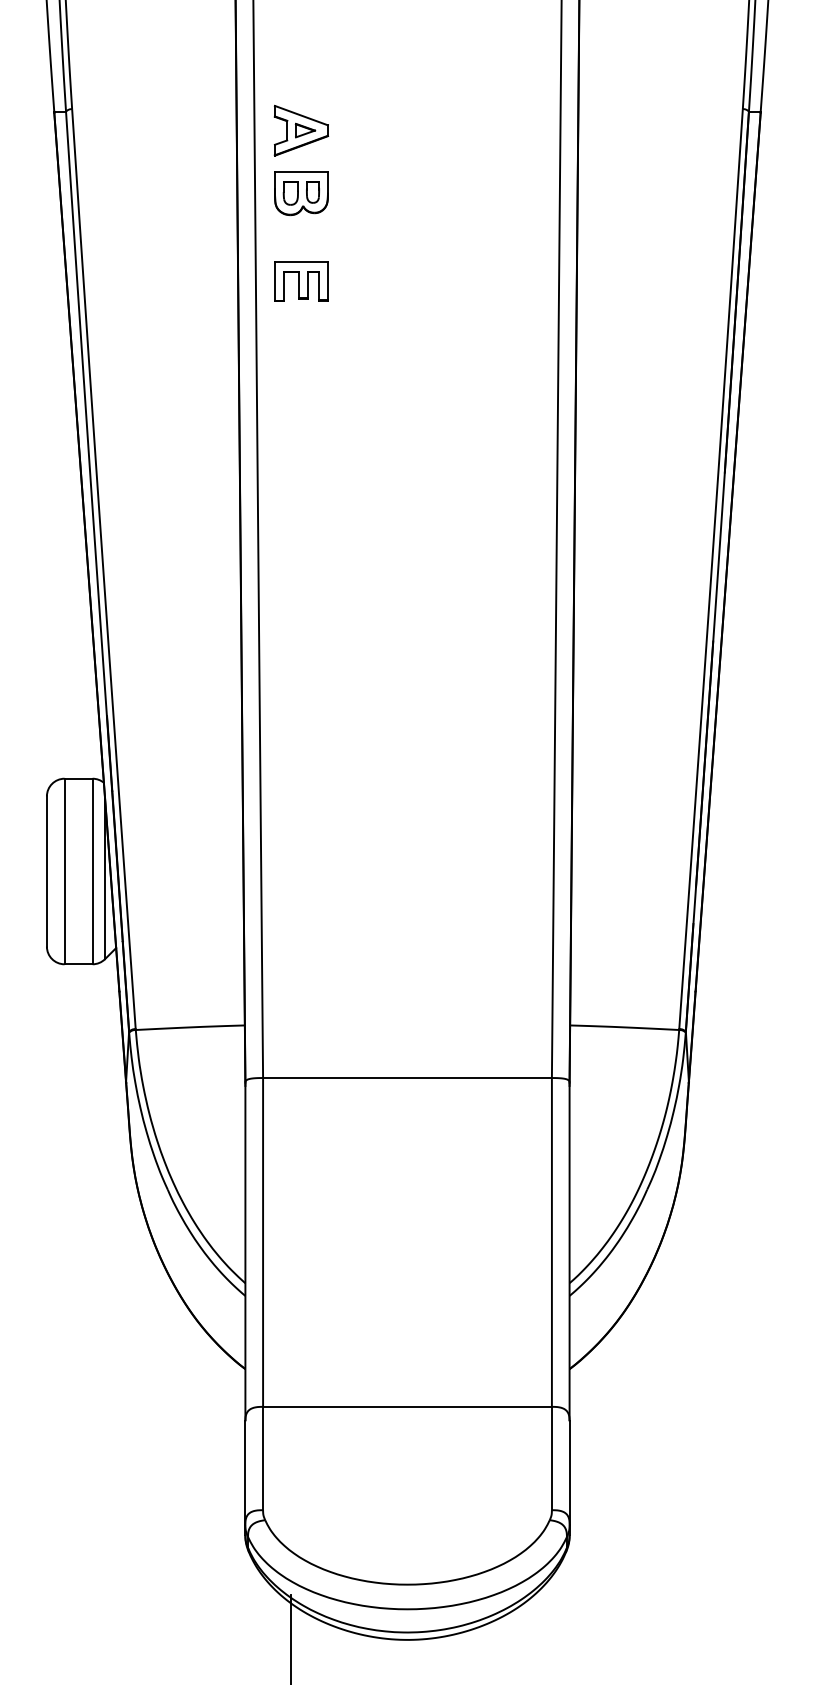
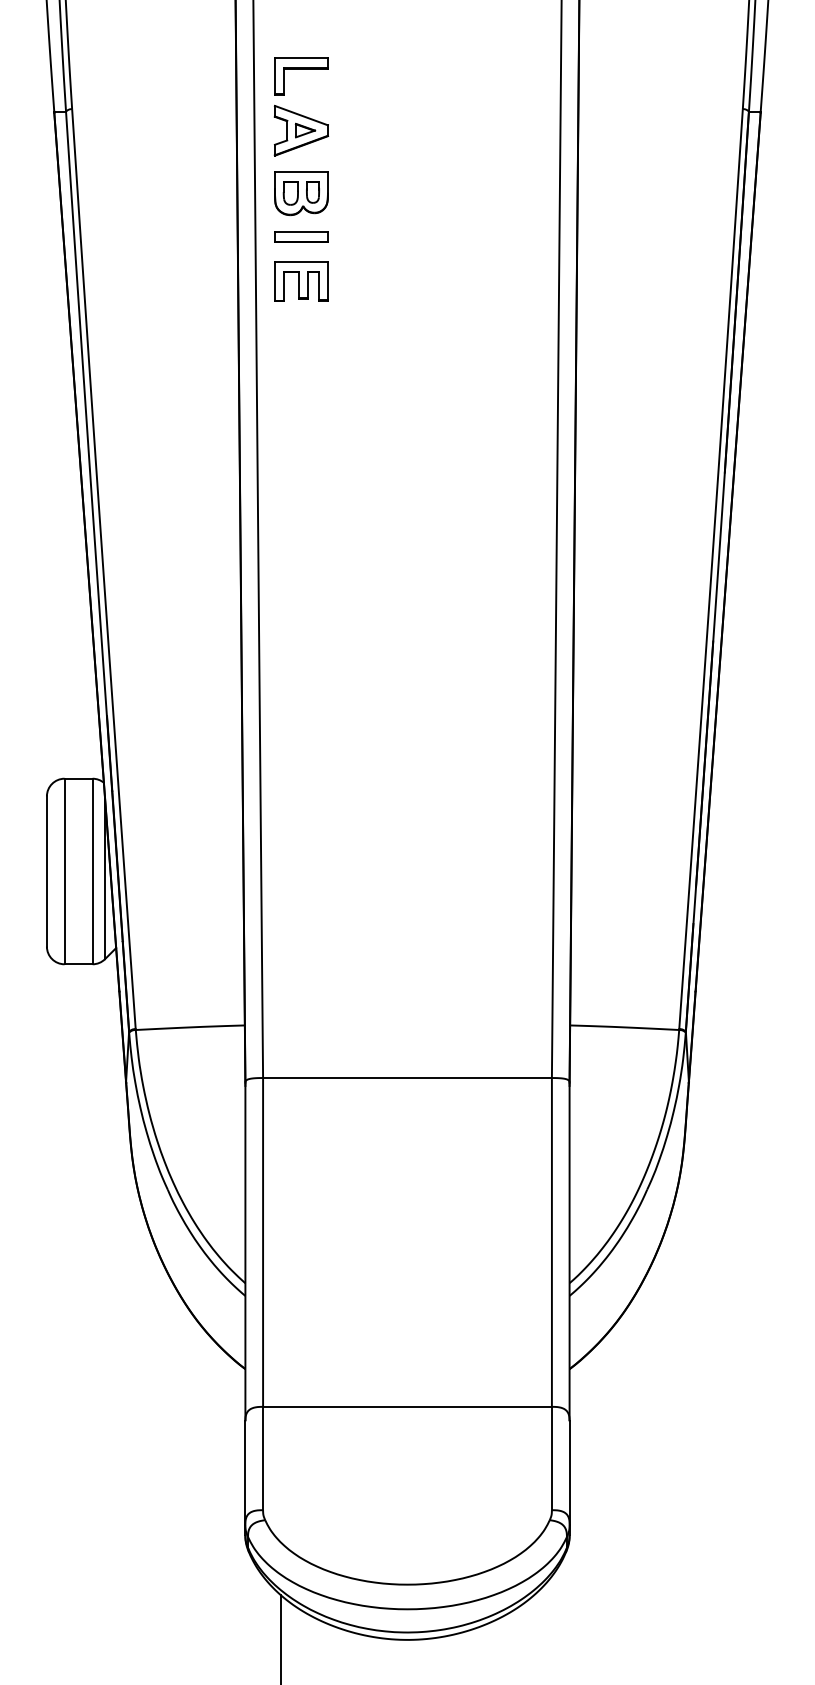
part: none -> present (301, 69)
part: none -> present (301, 236)
line position: (291, 1638) -> (281, 1638) (281, 1638)
